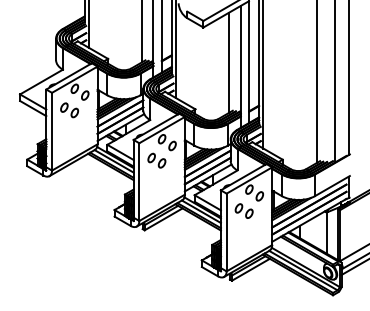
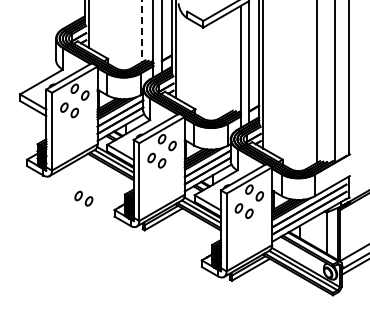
line: solid -> dashed (141, 31)
line: present -> none (229, 62)
part: none -> present (83, 198)
